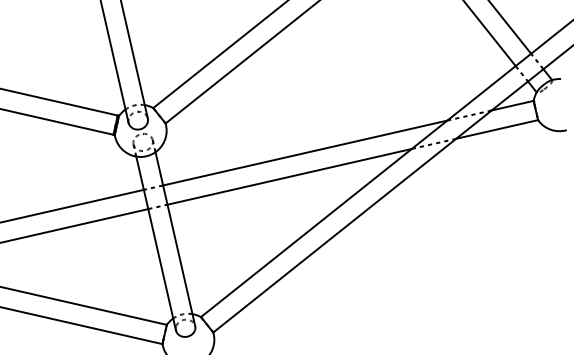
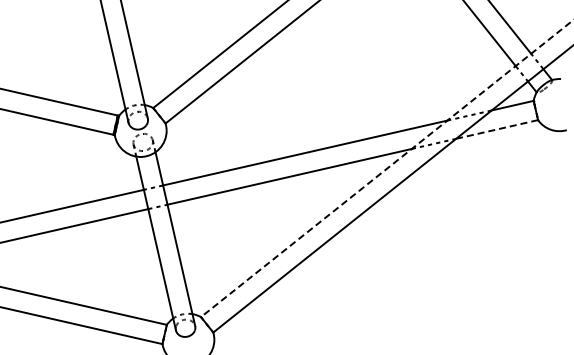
line: solid -> dashed (497, 129)
line: solid -> dashed (387, 168)
